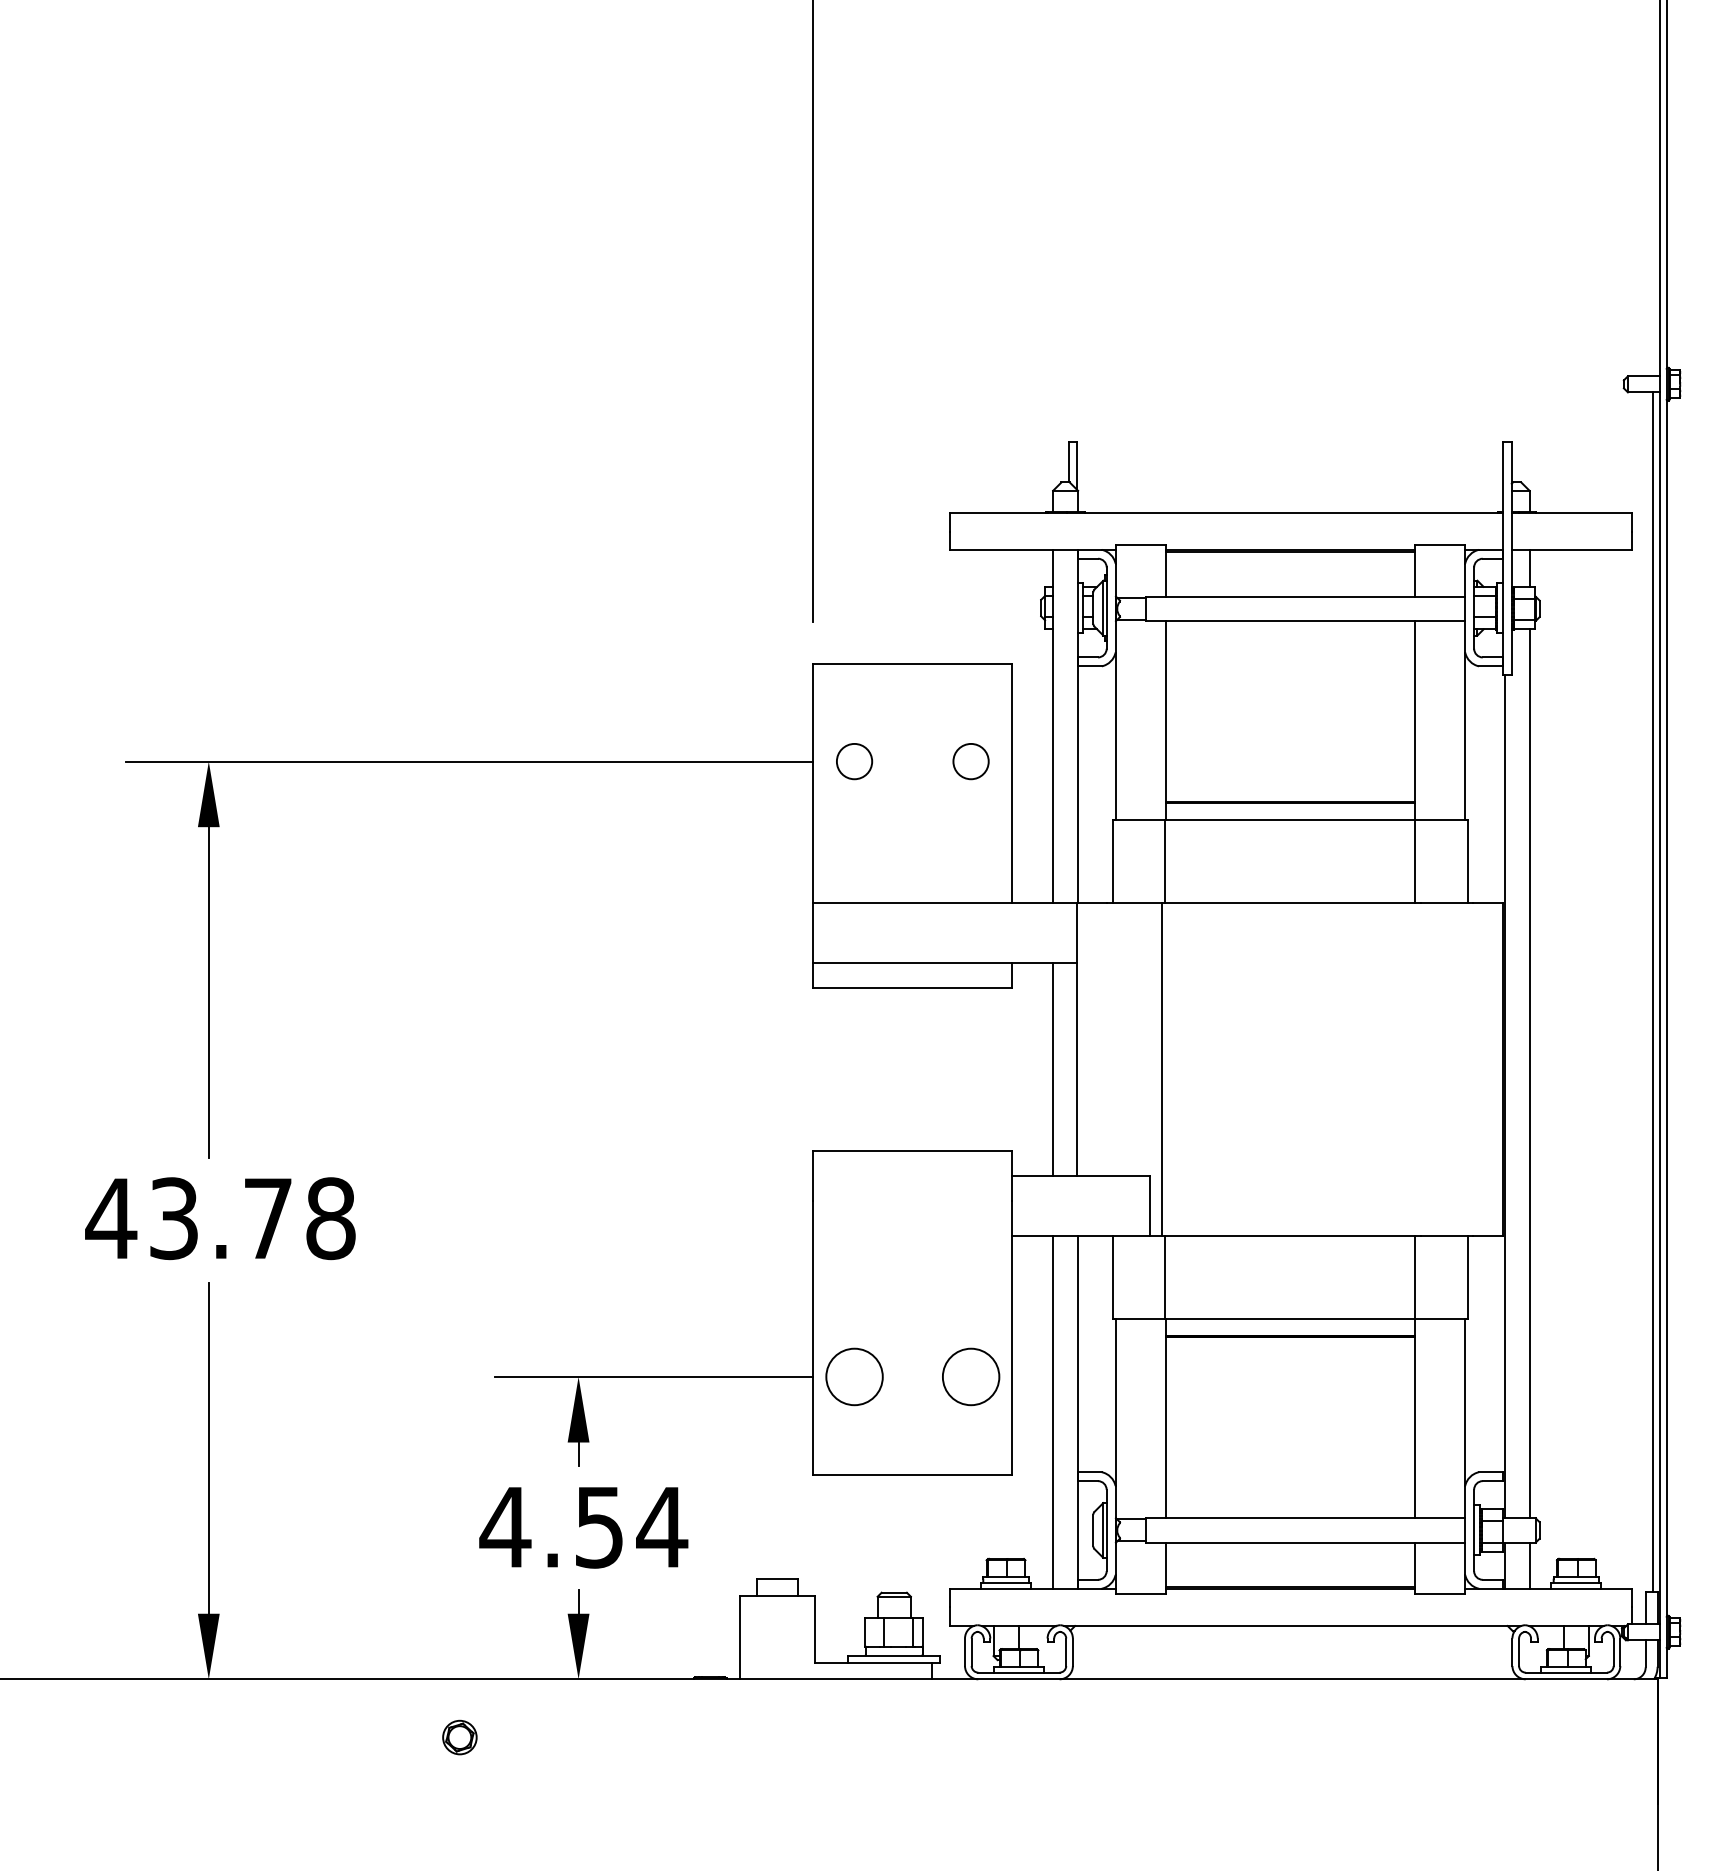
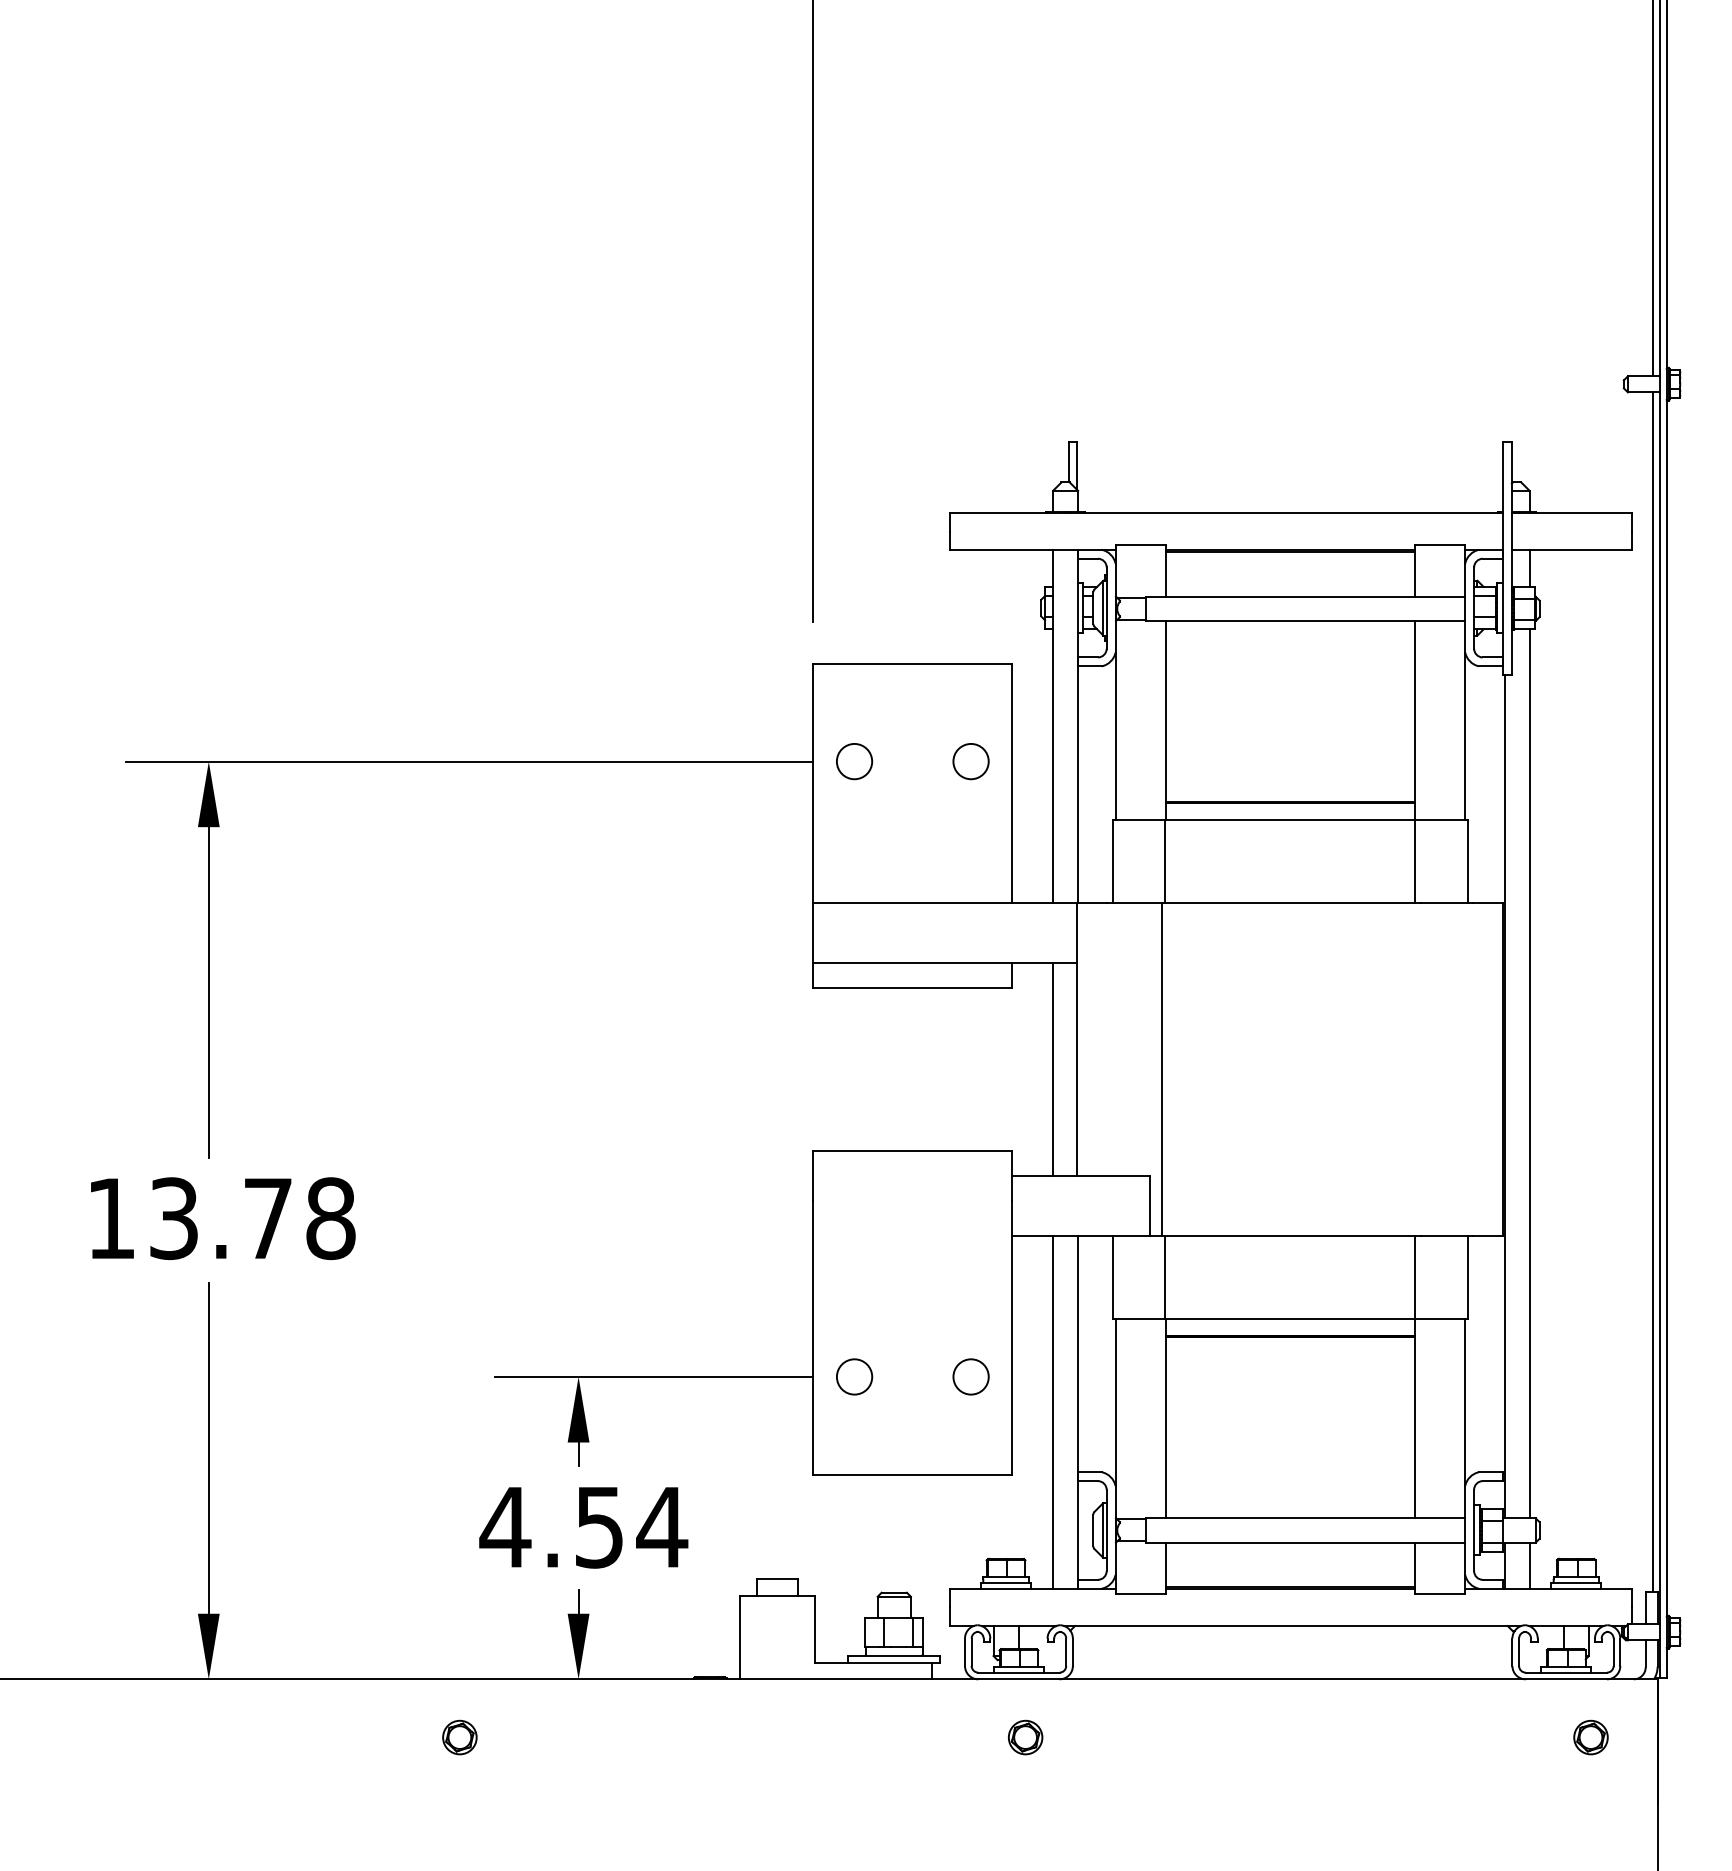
line: none -> present (1652, 189)
text: 43.78 -> 13.78 (111, 1218)
circle diameter: 56 px -> 35 px (854, 1376)
circle diameter: 56 px -> 35 px (970, 1376)
part: none -> present (1025, 1737)
part: none -> present (1590, 1737)
